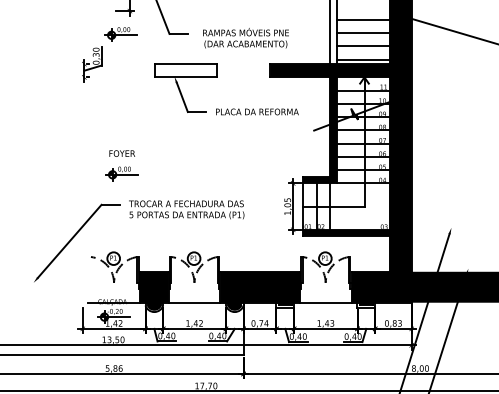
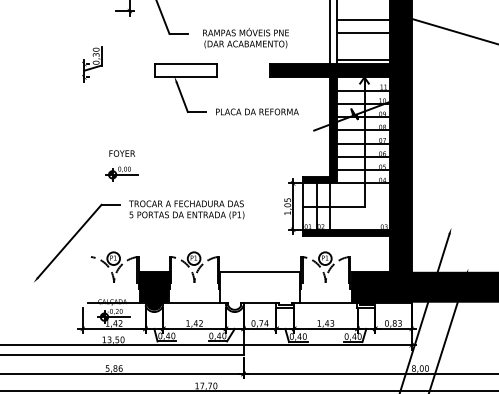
part: present -> none (120, 34)
line: present -> none (362, 46)
fill: present -> none (259, 290)
